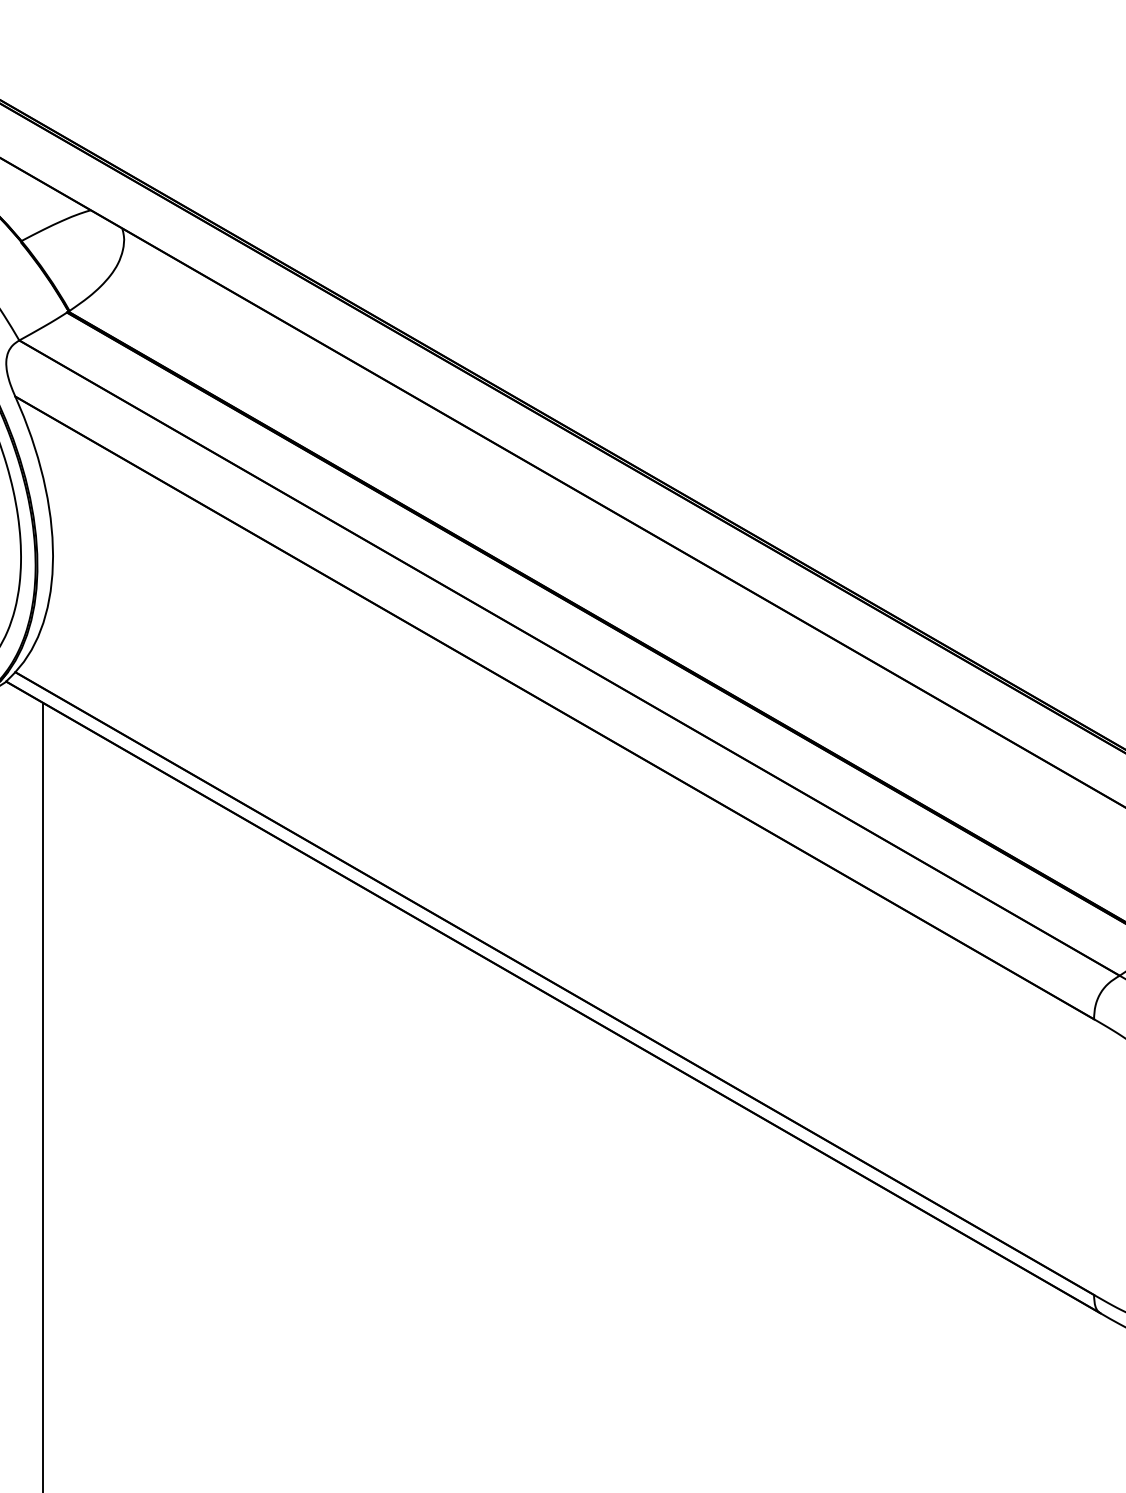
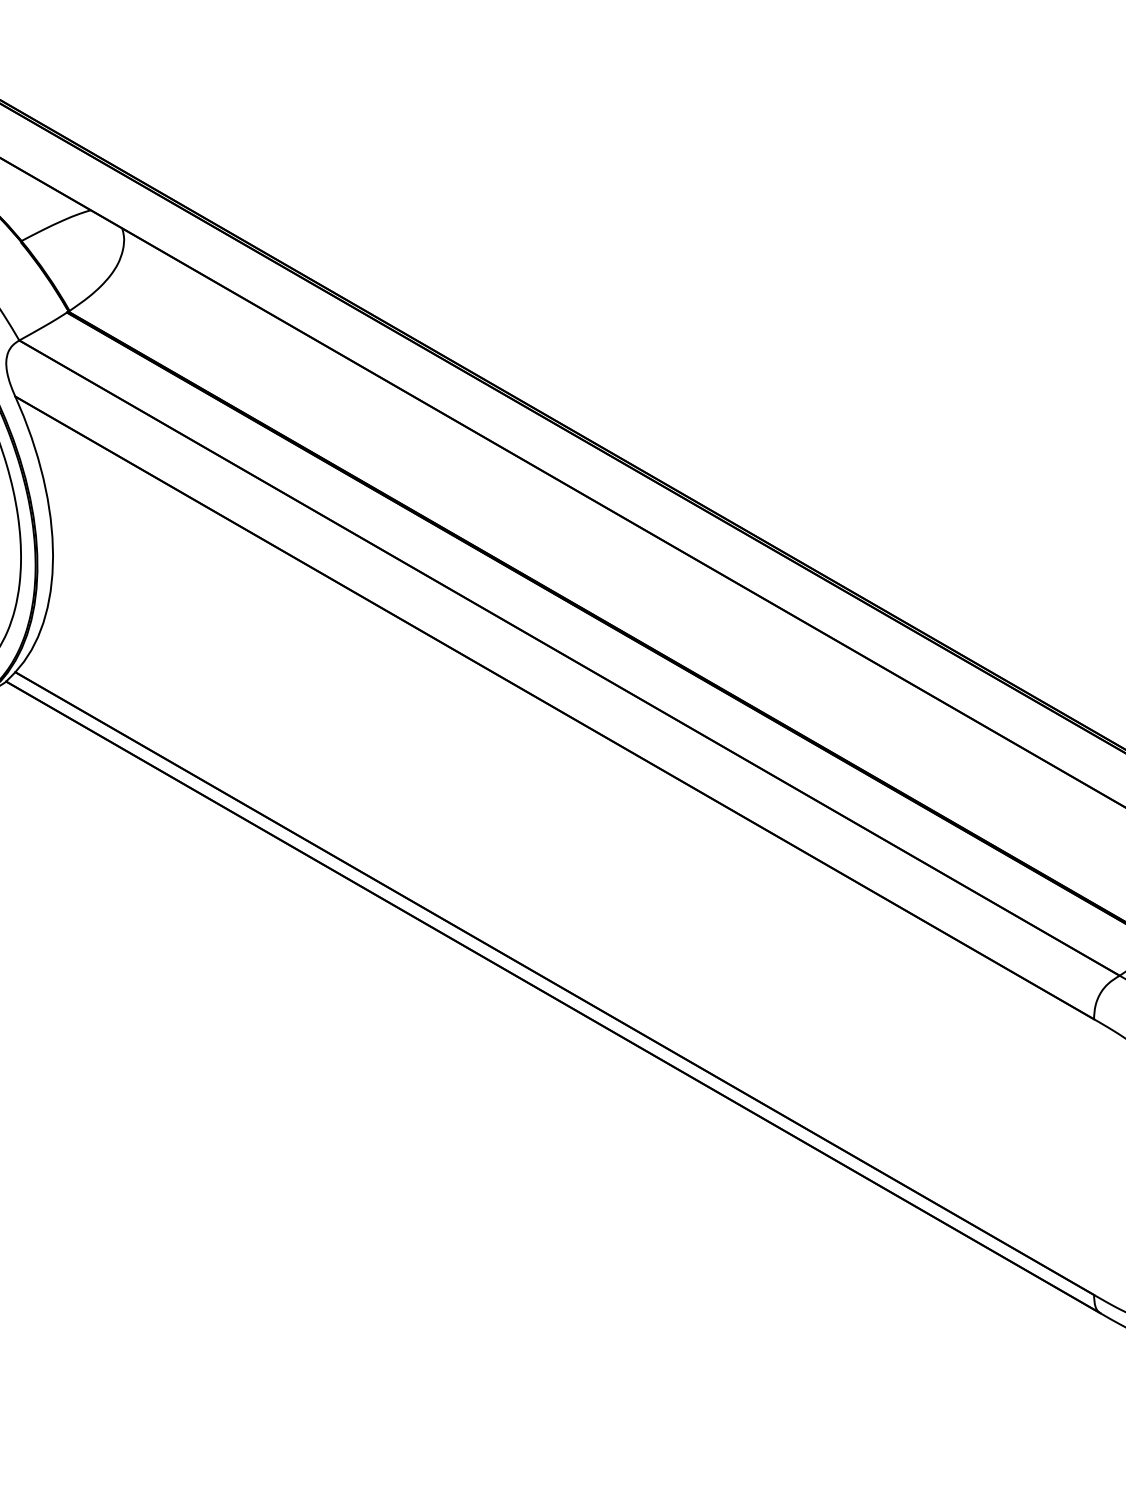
line: present -> none (42, 1095)
